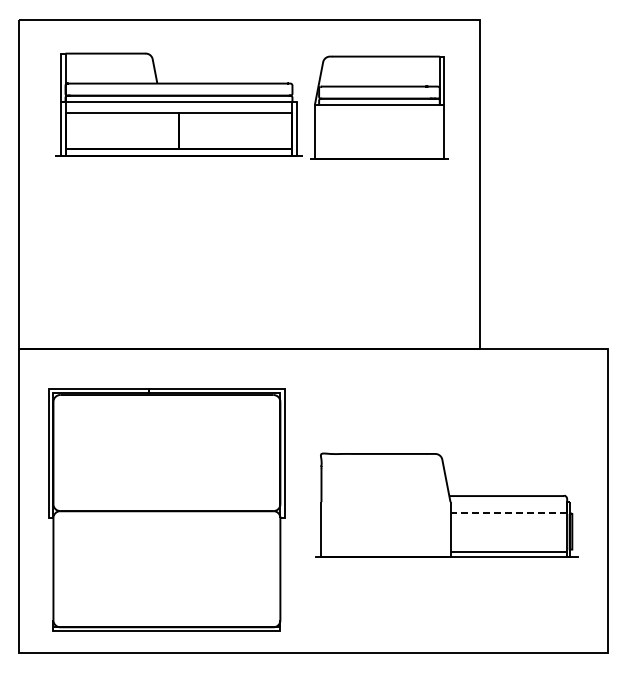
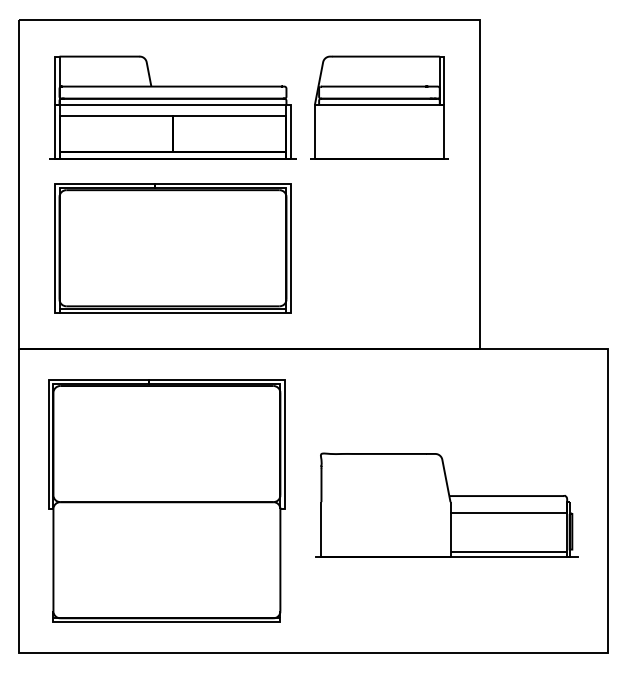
part position: (178, 104) -> (172, 107) (172, 107)
part: none -> present (172, 248)
part position: (166, 509) -> (166, 500) (166, 500)
line: dashed -> solid (508, 513)
